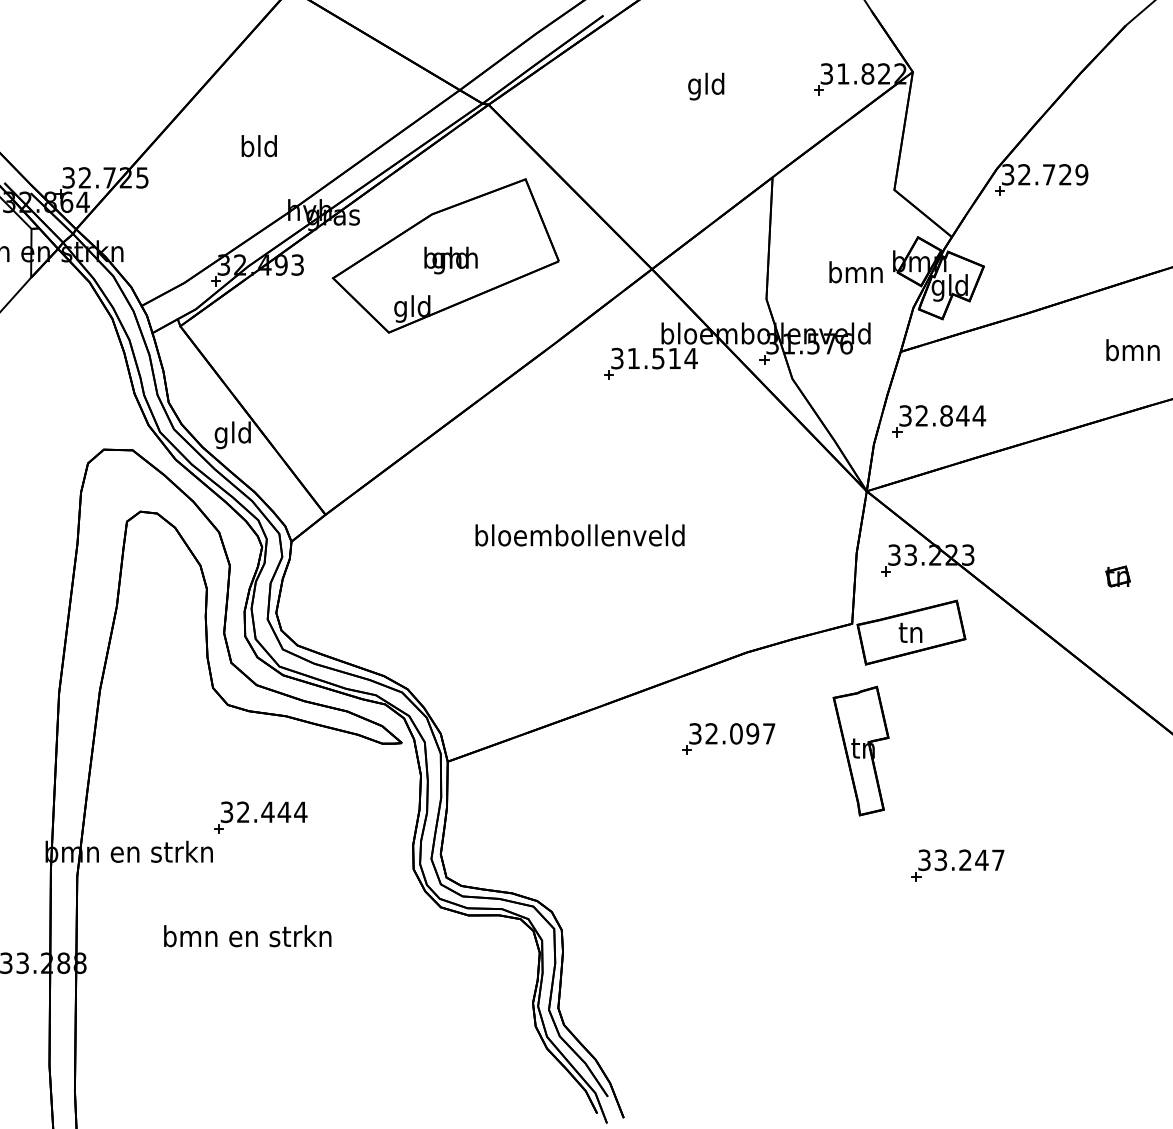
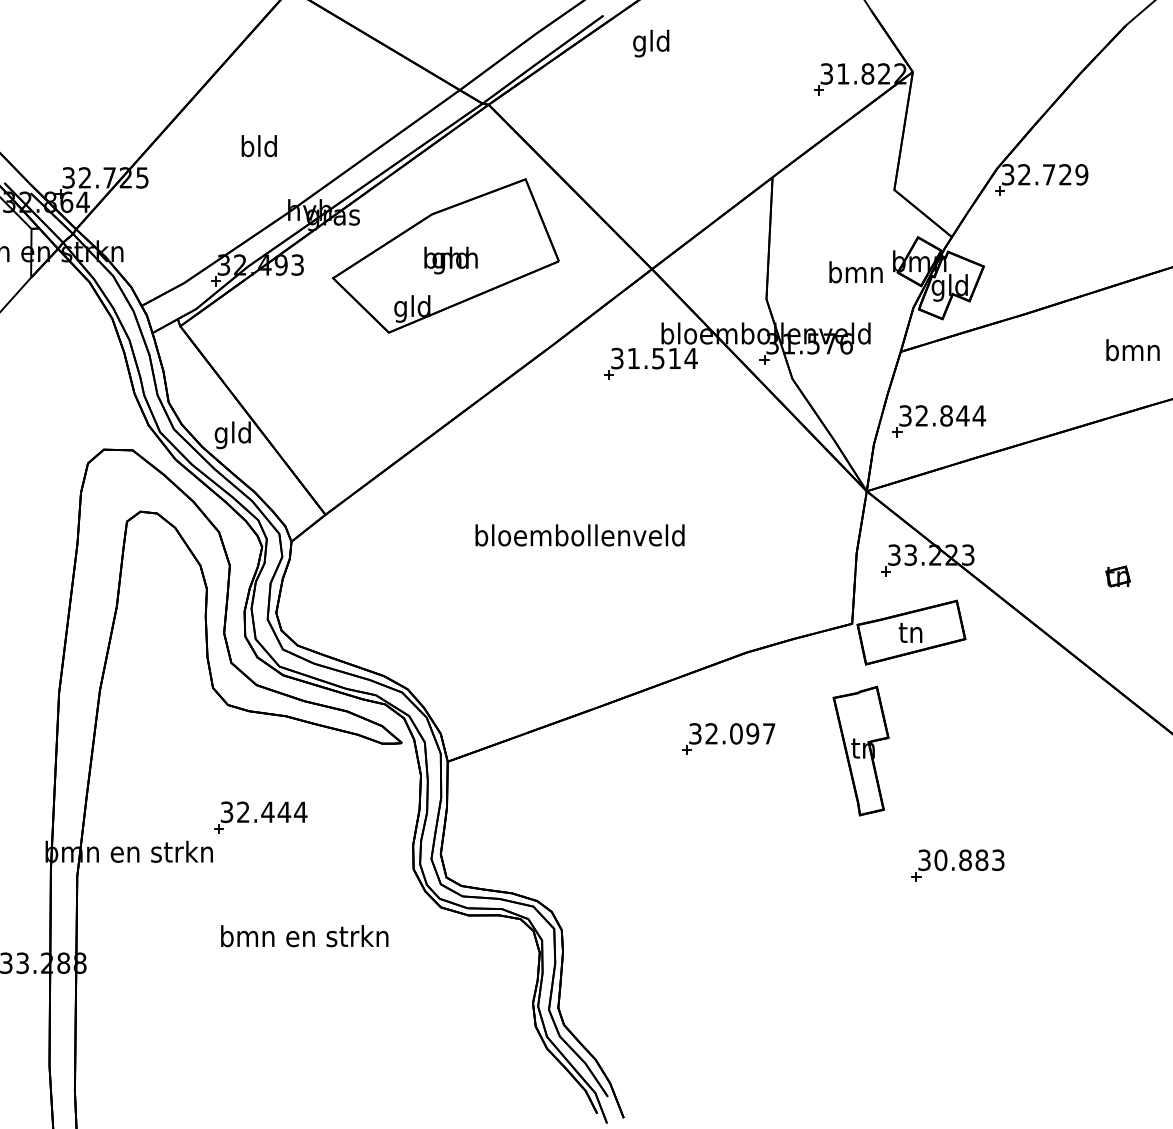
text position: (706, 86) -> (651, 43) (651, 43)
text: 33.247 -> 30.883 (969, 860)
text position: (247, 936) -> (304, 936) (304, 936)
